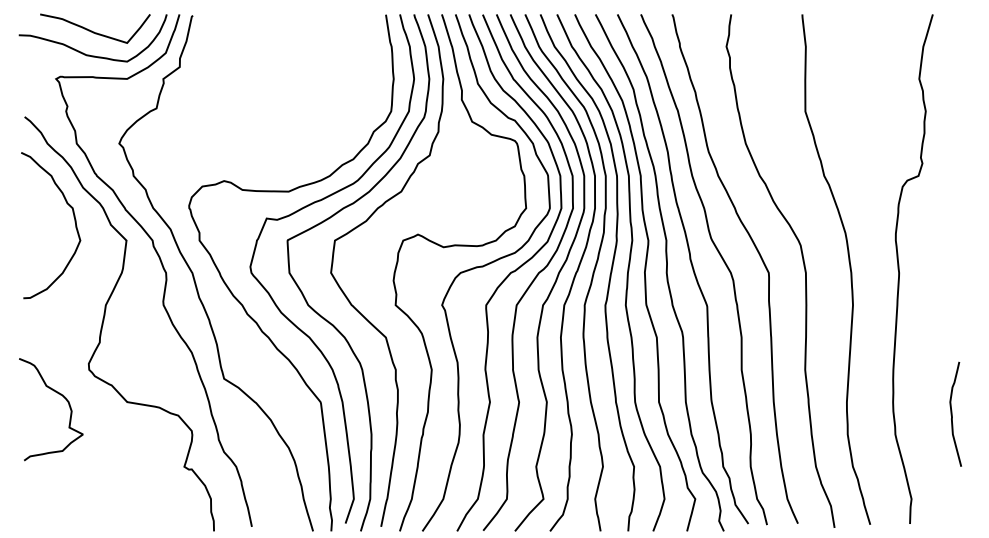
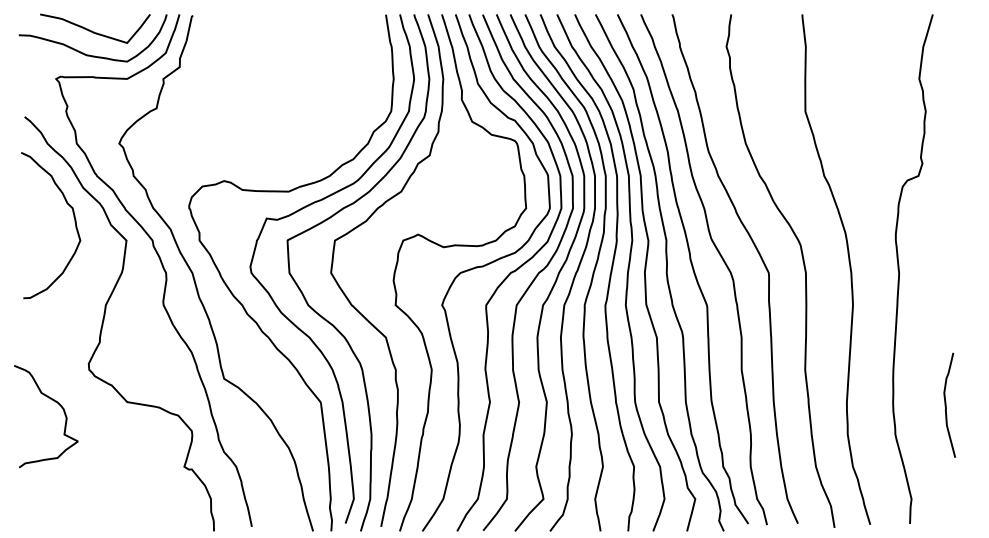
curve position: (58, 394) -> (53, 401) (53, 401)
curve position: (952, 413) -> (946, 404) (946, 404)
